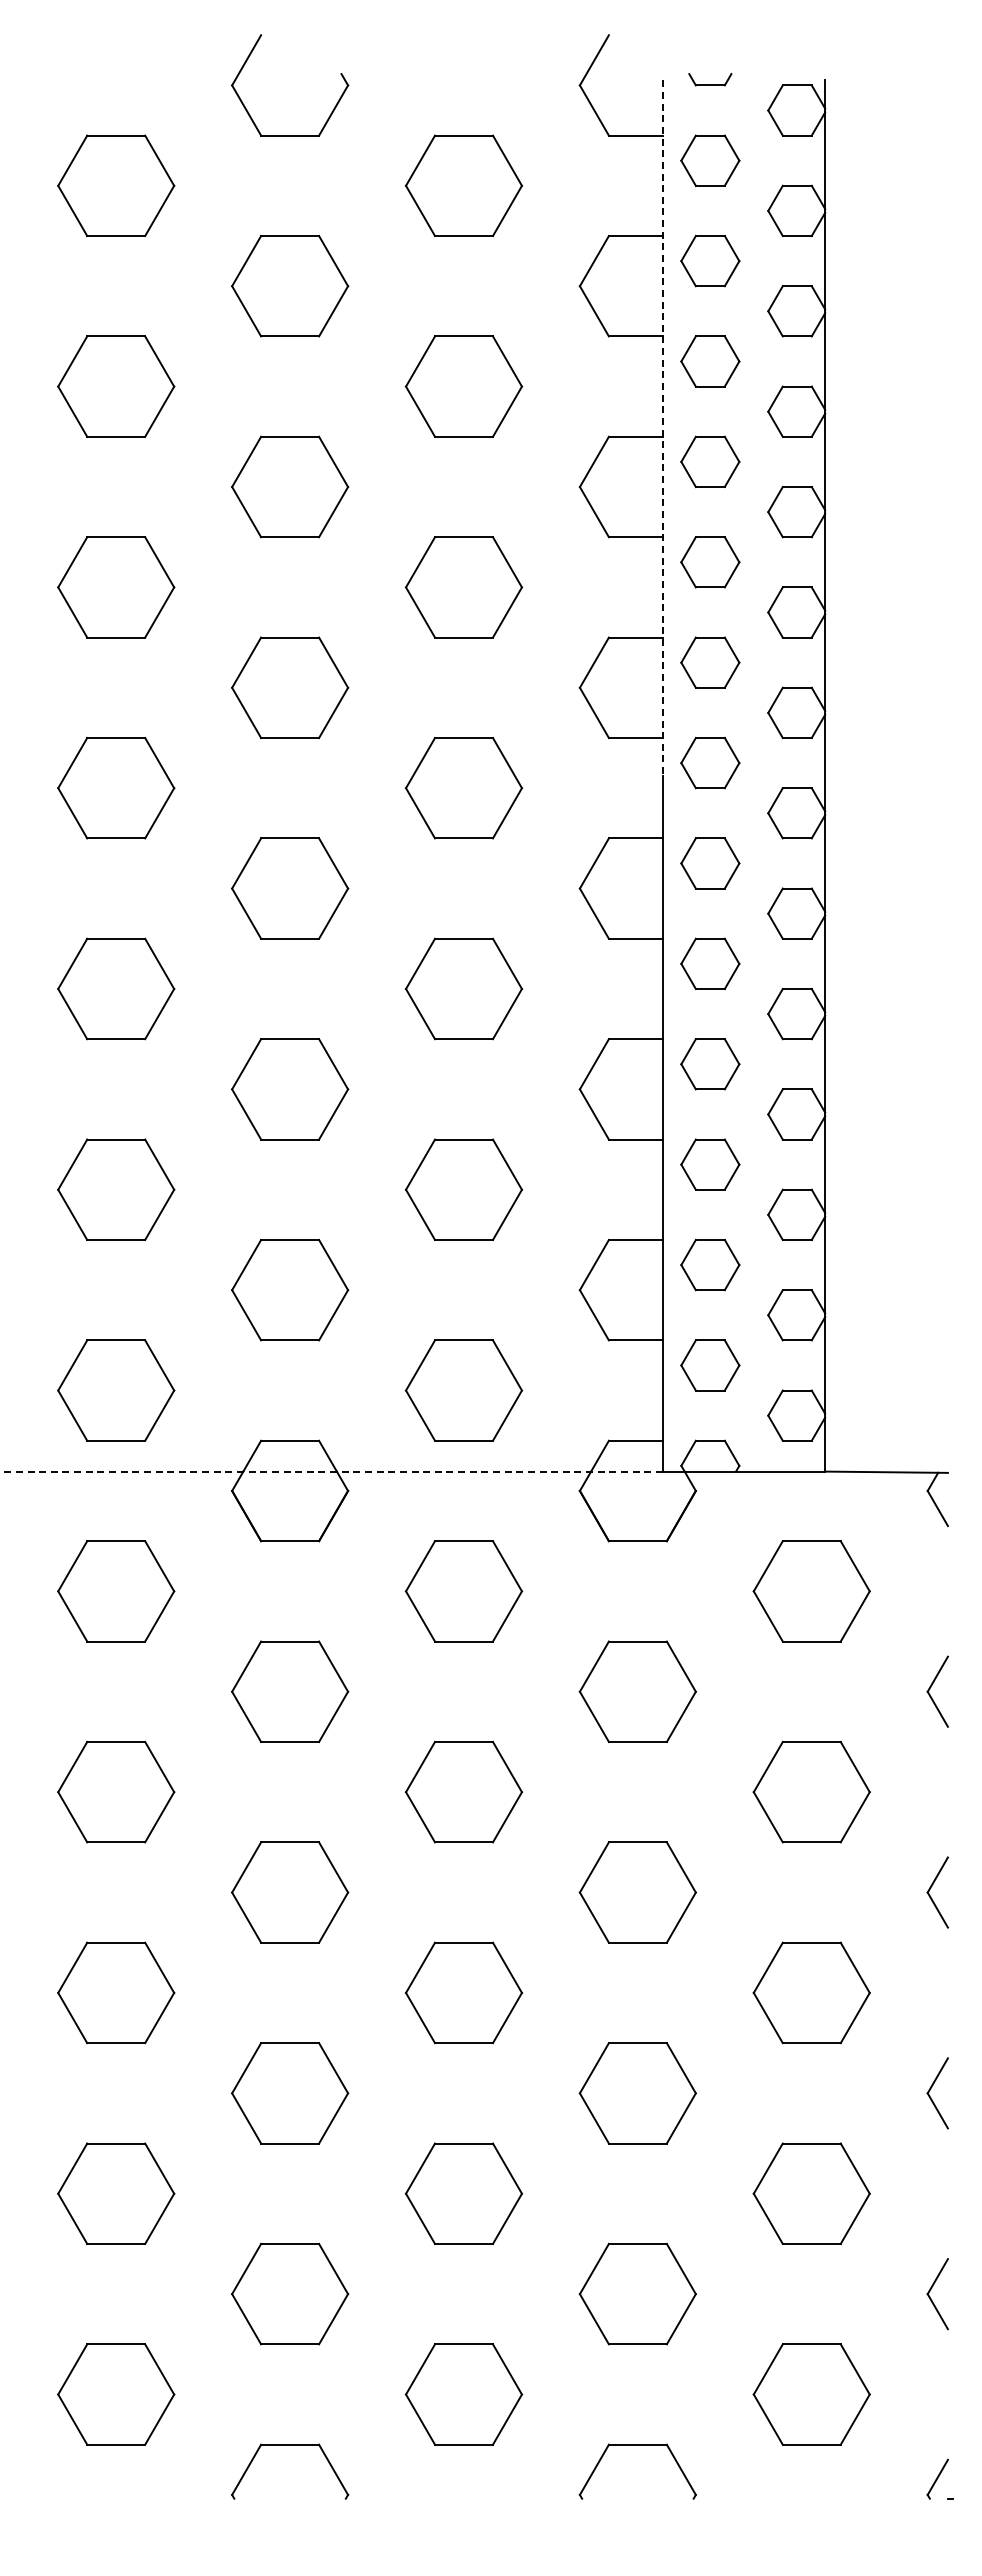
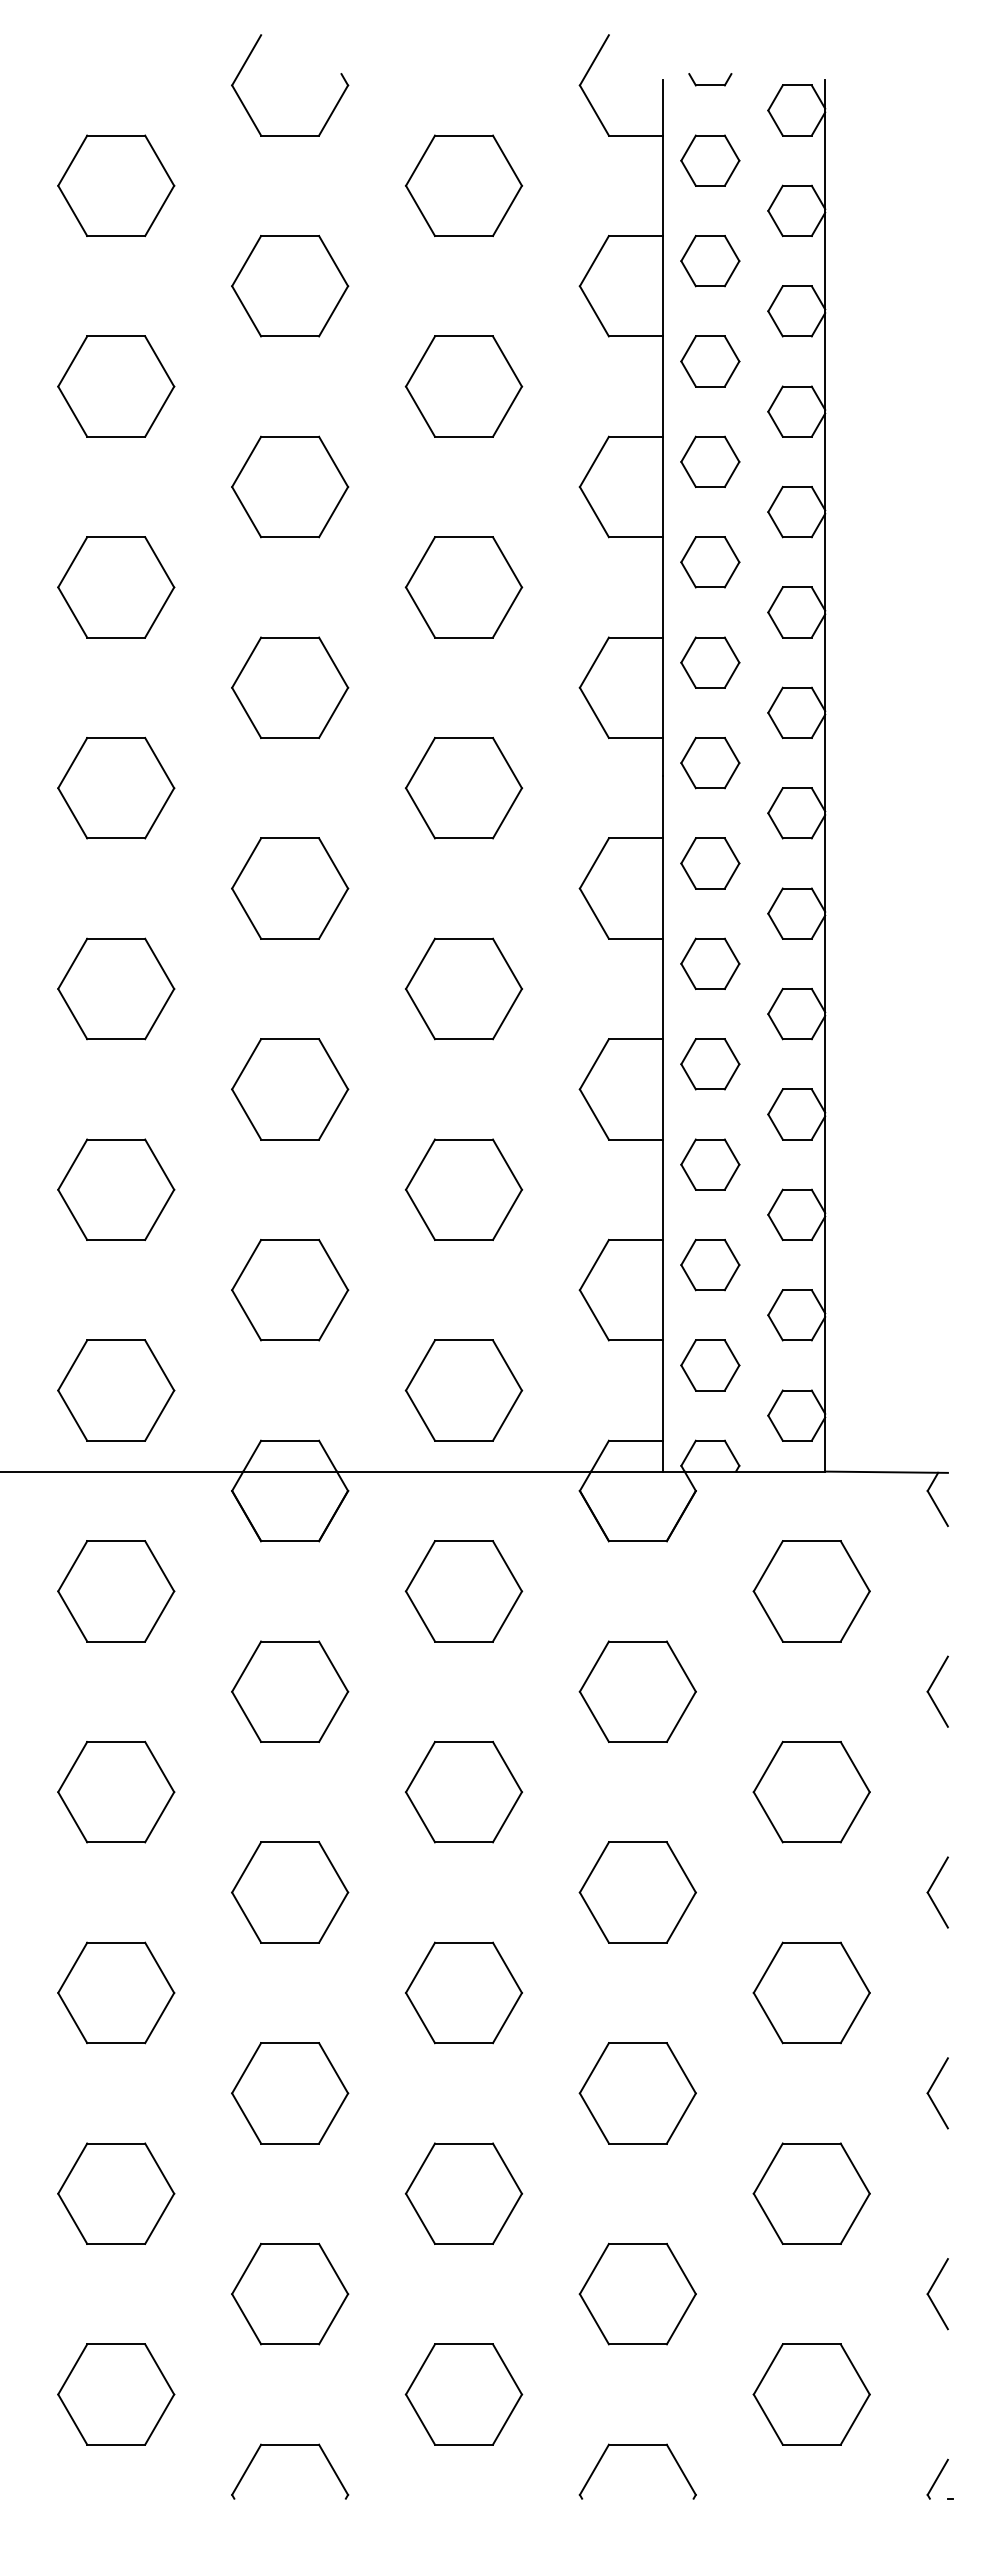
line: dashed -> solid (662, 428)
line: dashed -> solid (331, 1471)
